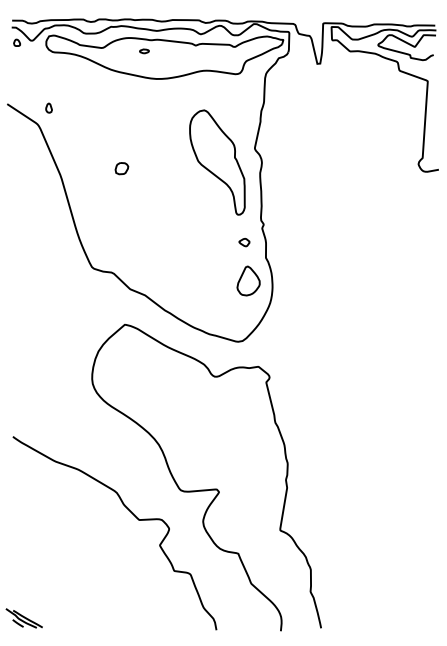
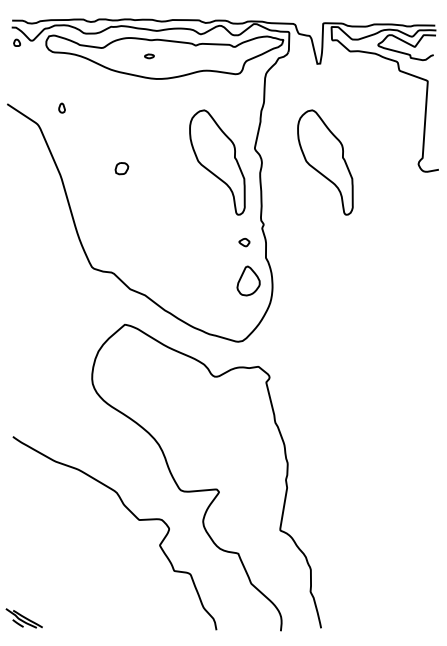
part position: (144, 51) -> (149, 56) (149, 56)
part position: (48, 107) -> (61, 107) (61, 107)
part: none -> present (325, 162)
